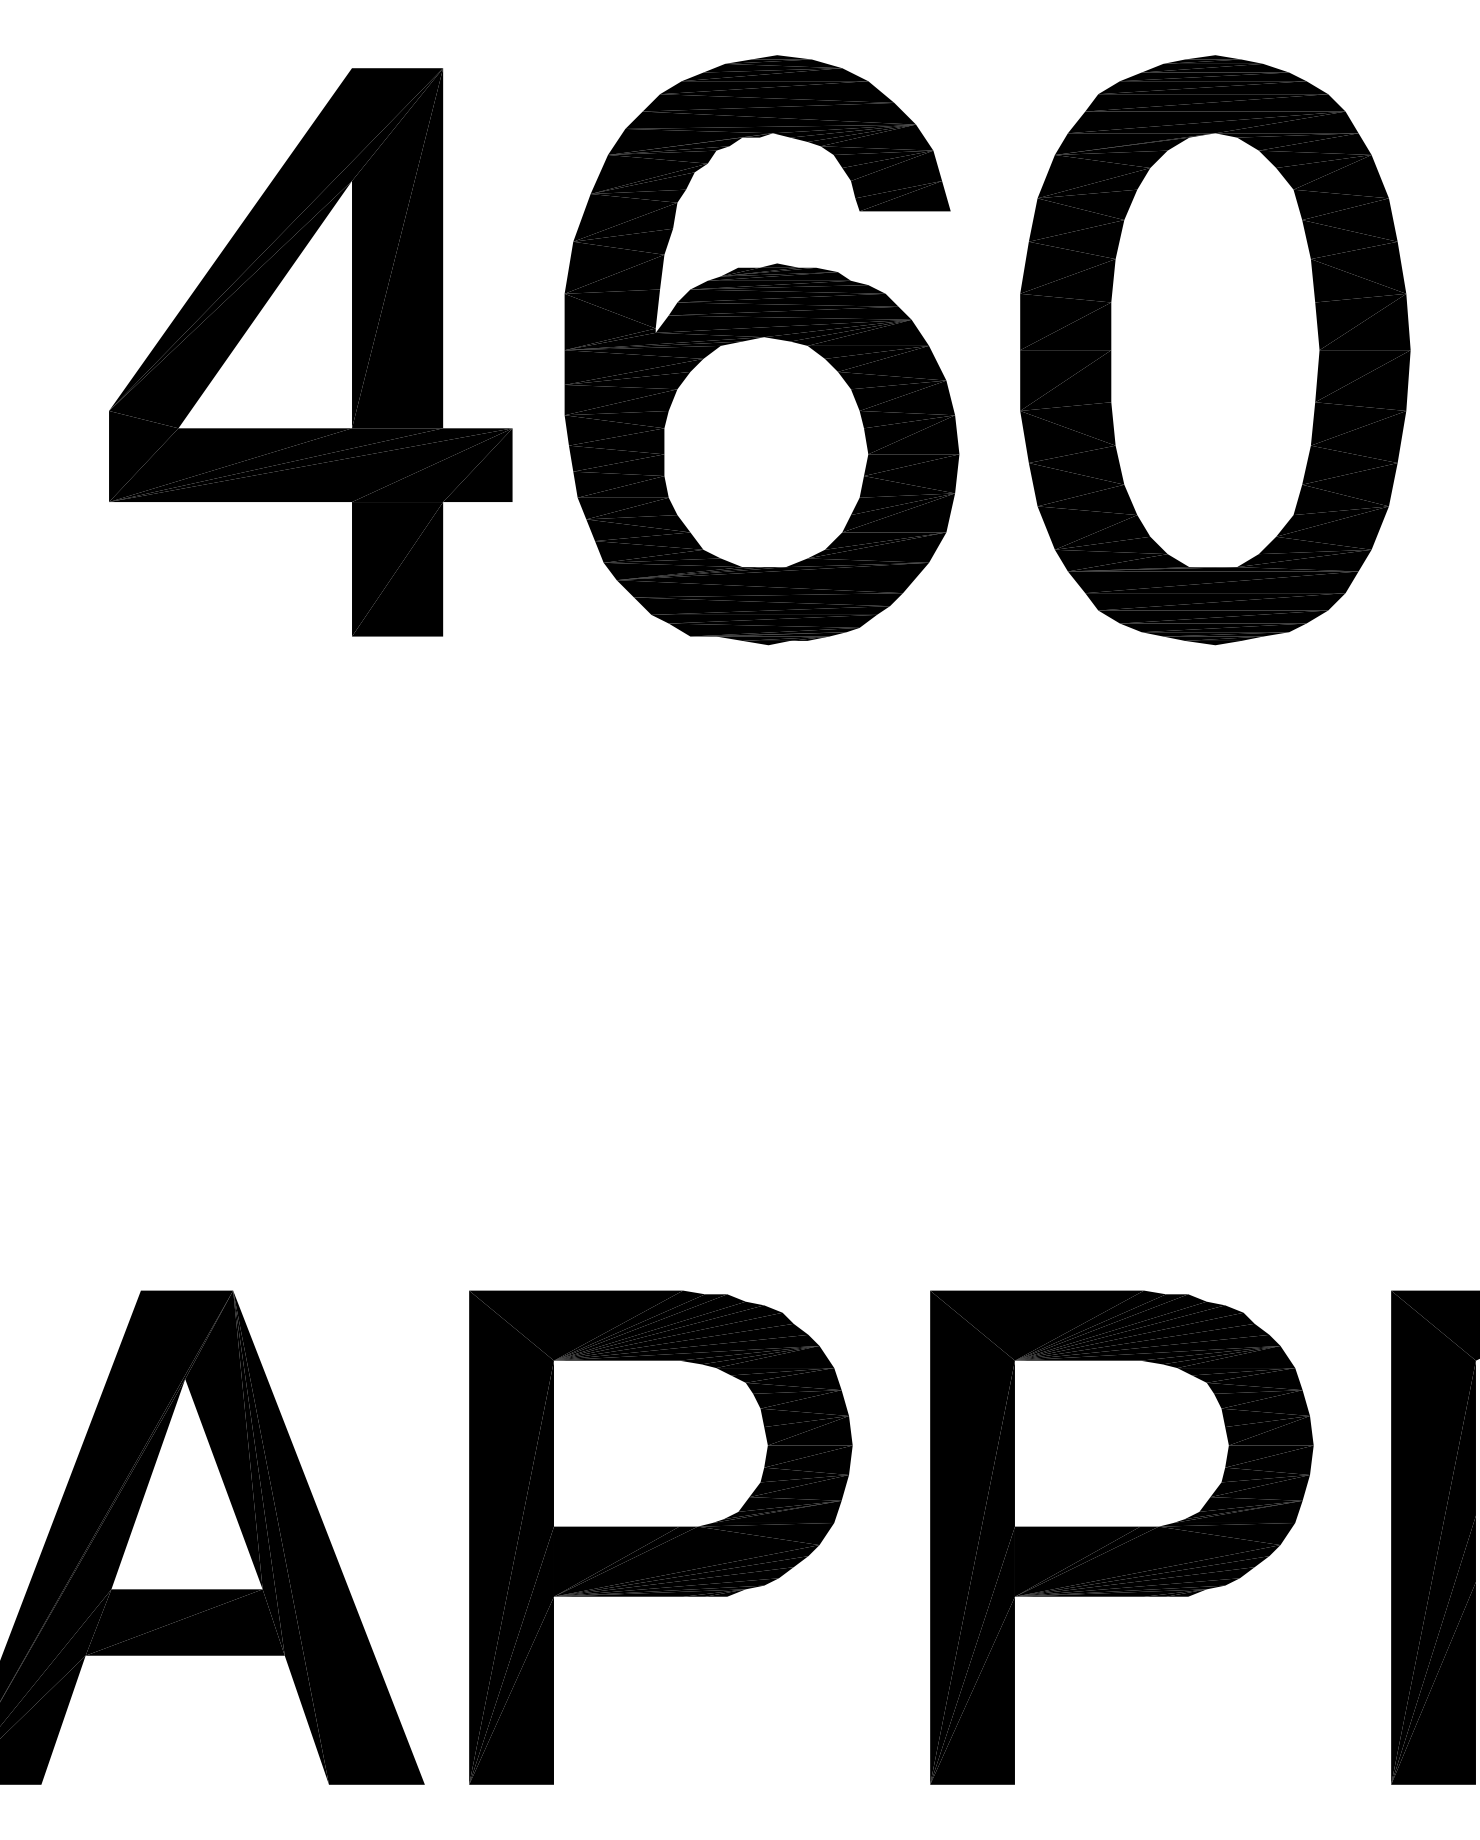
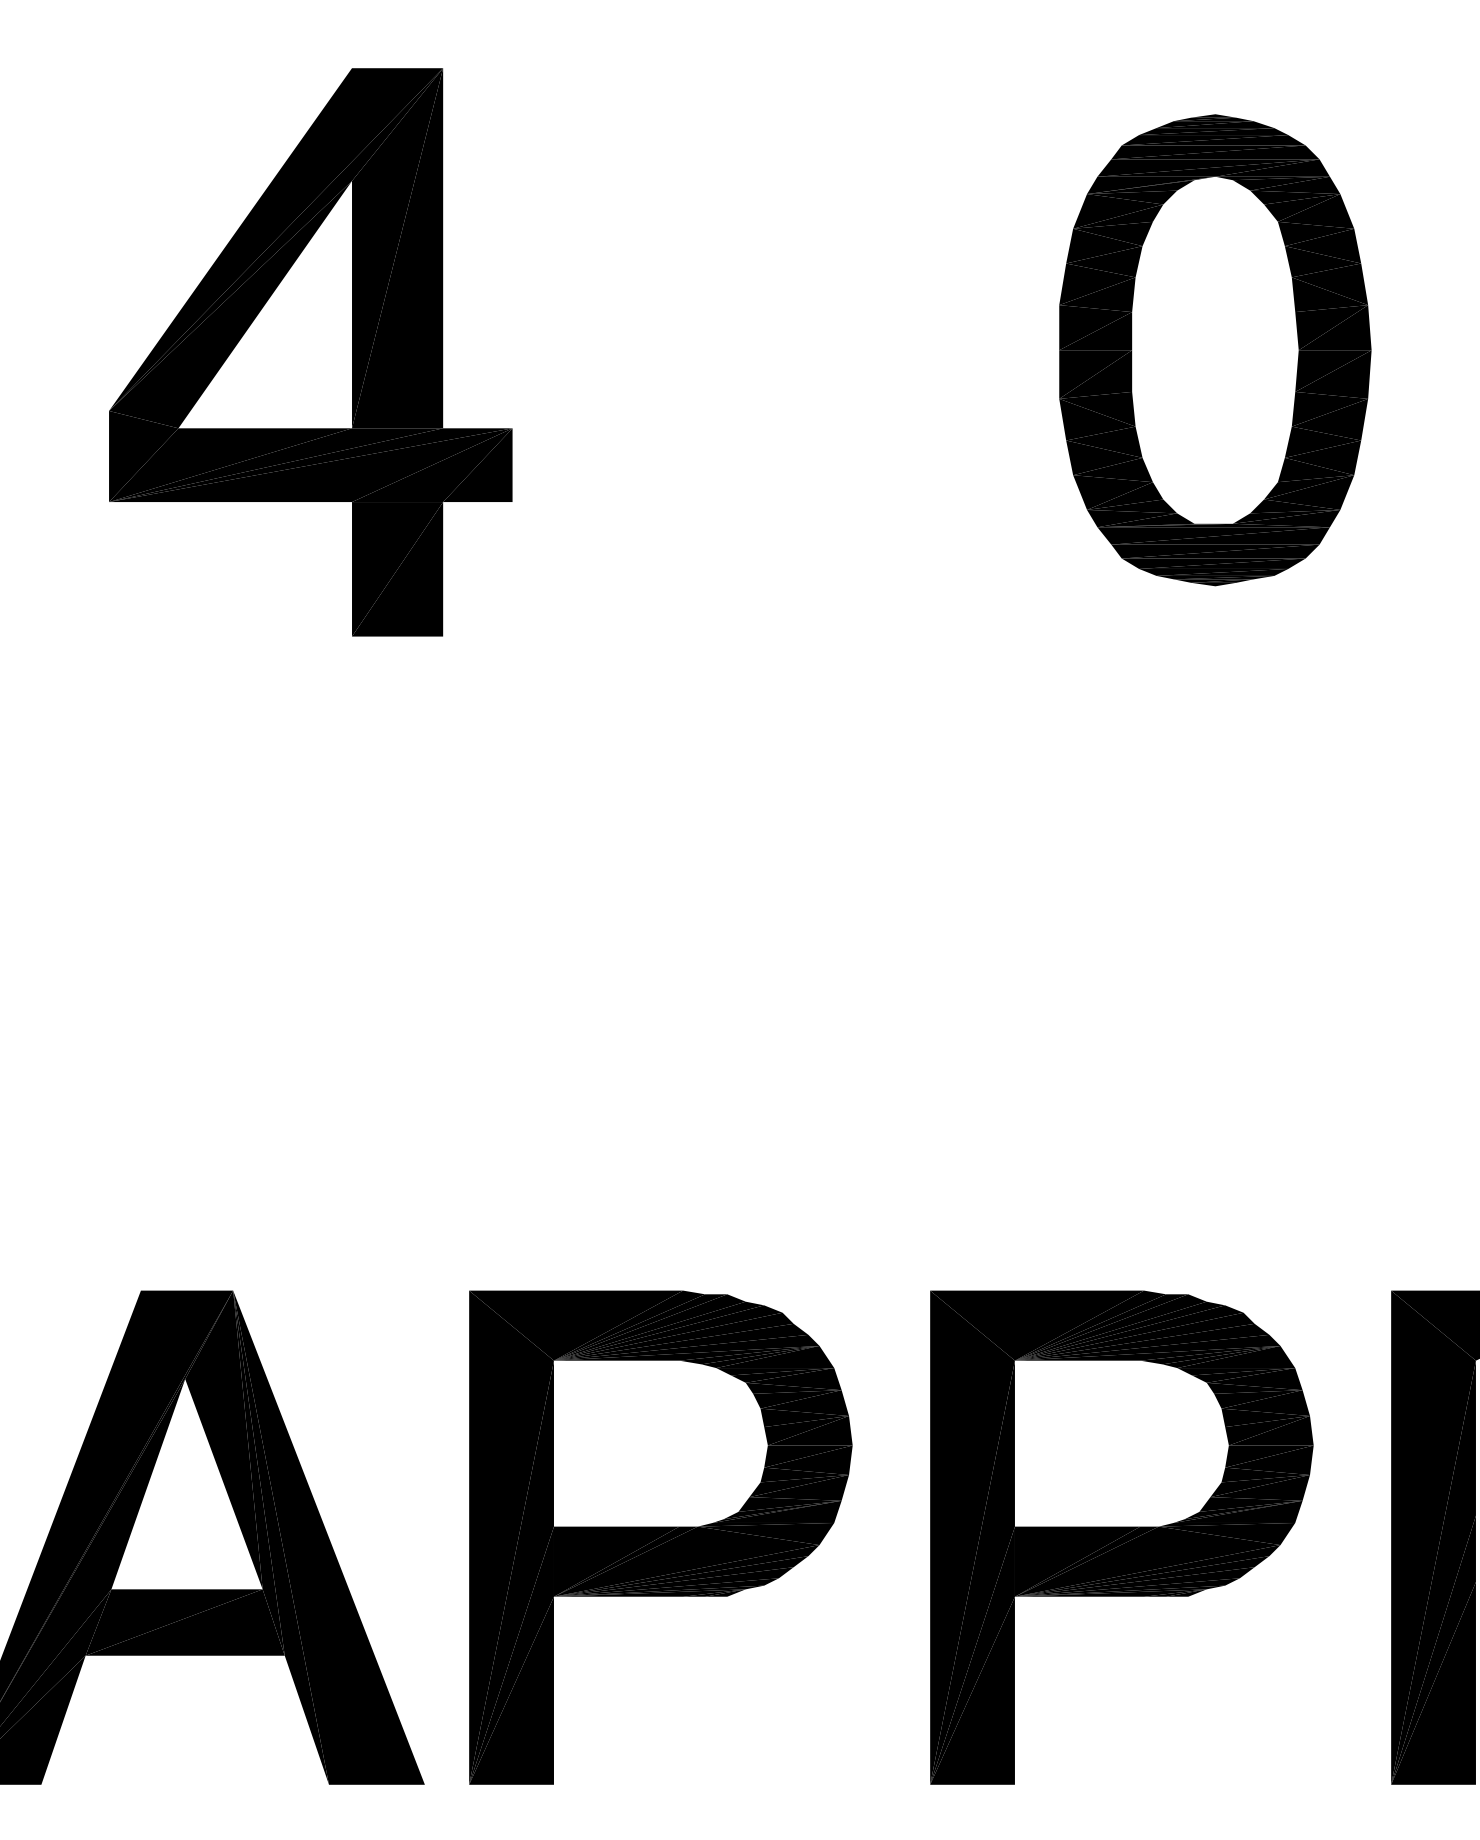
part: present -> none (761, 350)
part size: 391x591 px -> 313x473 px (1215, 350)
